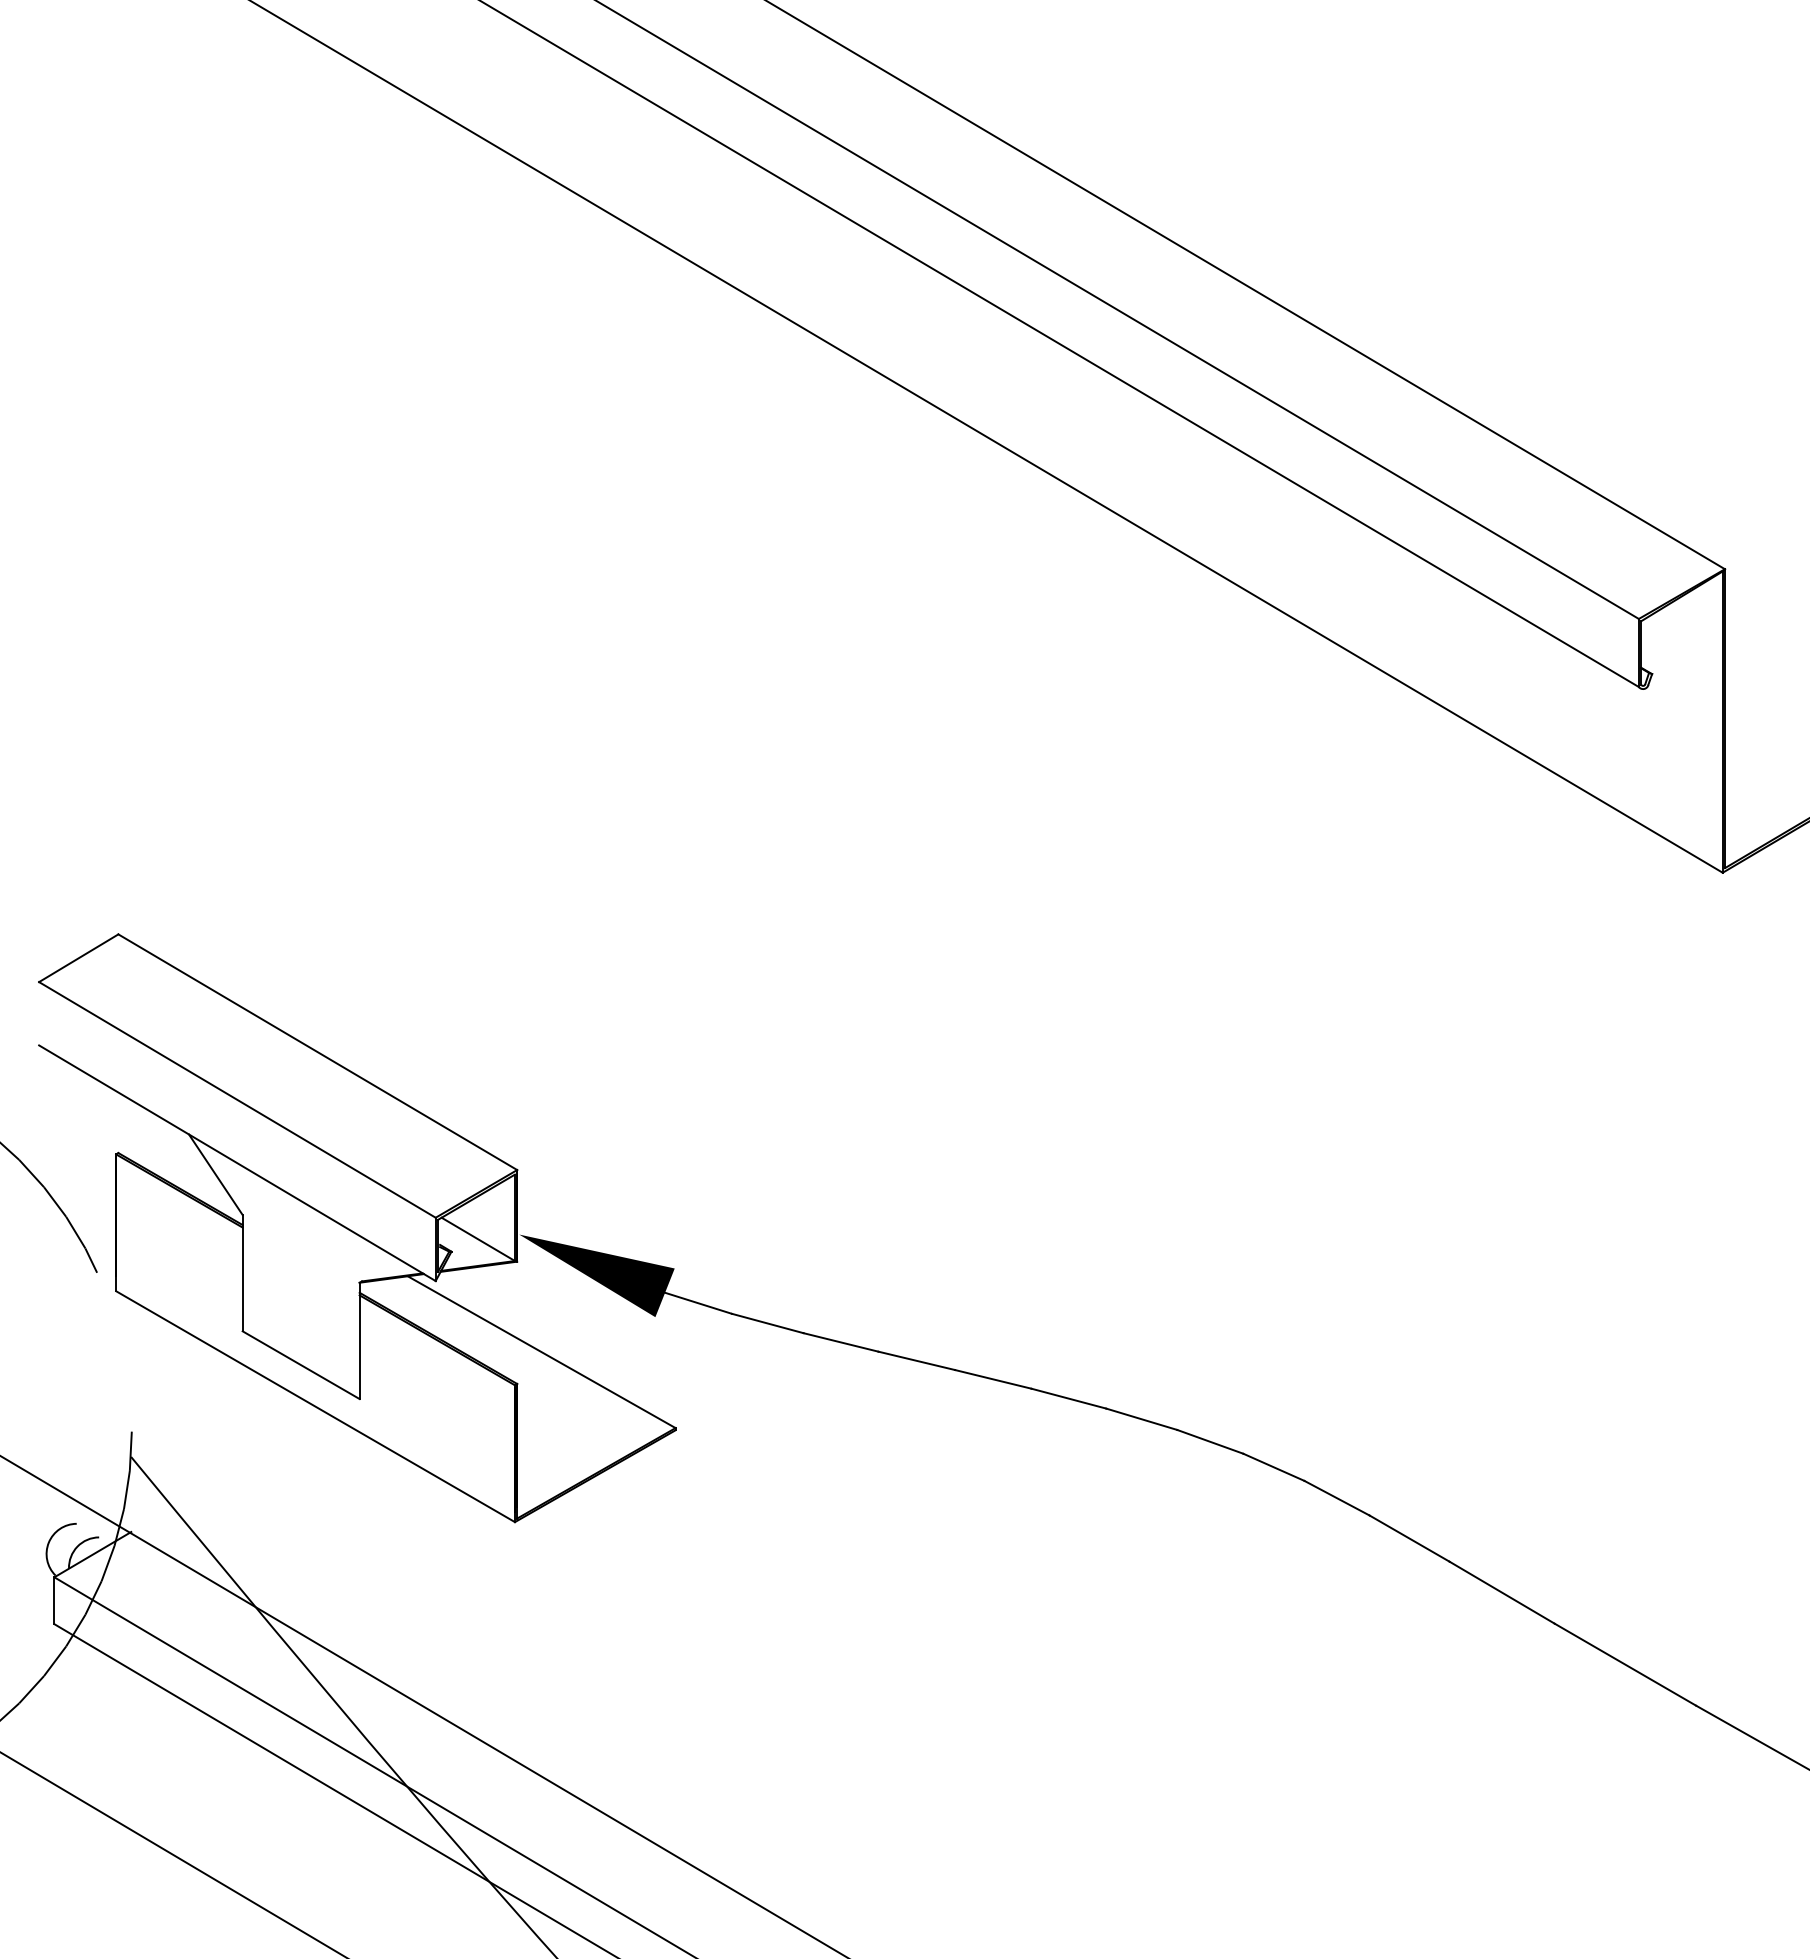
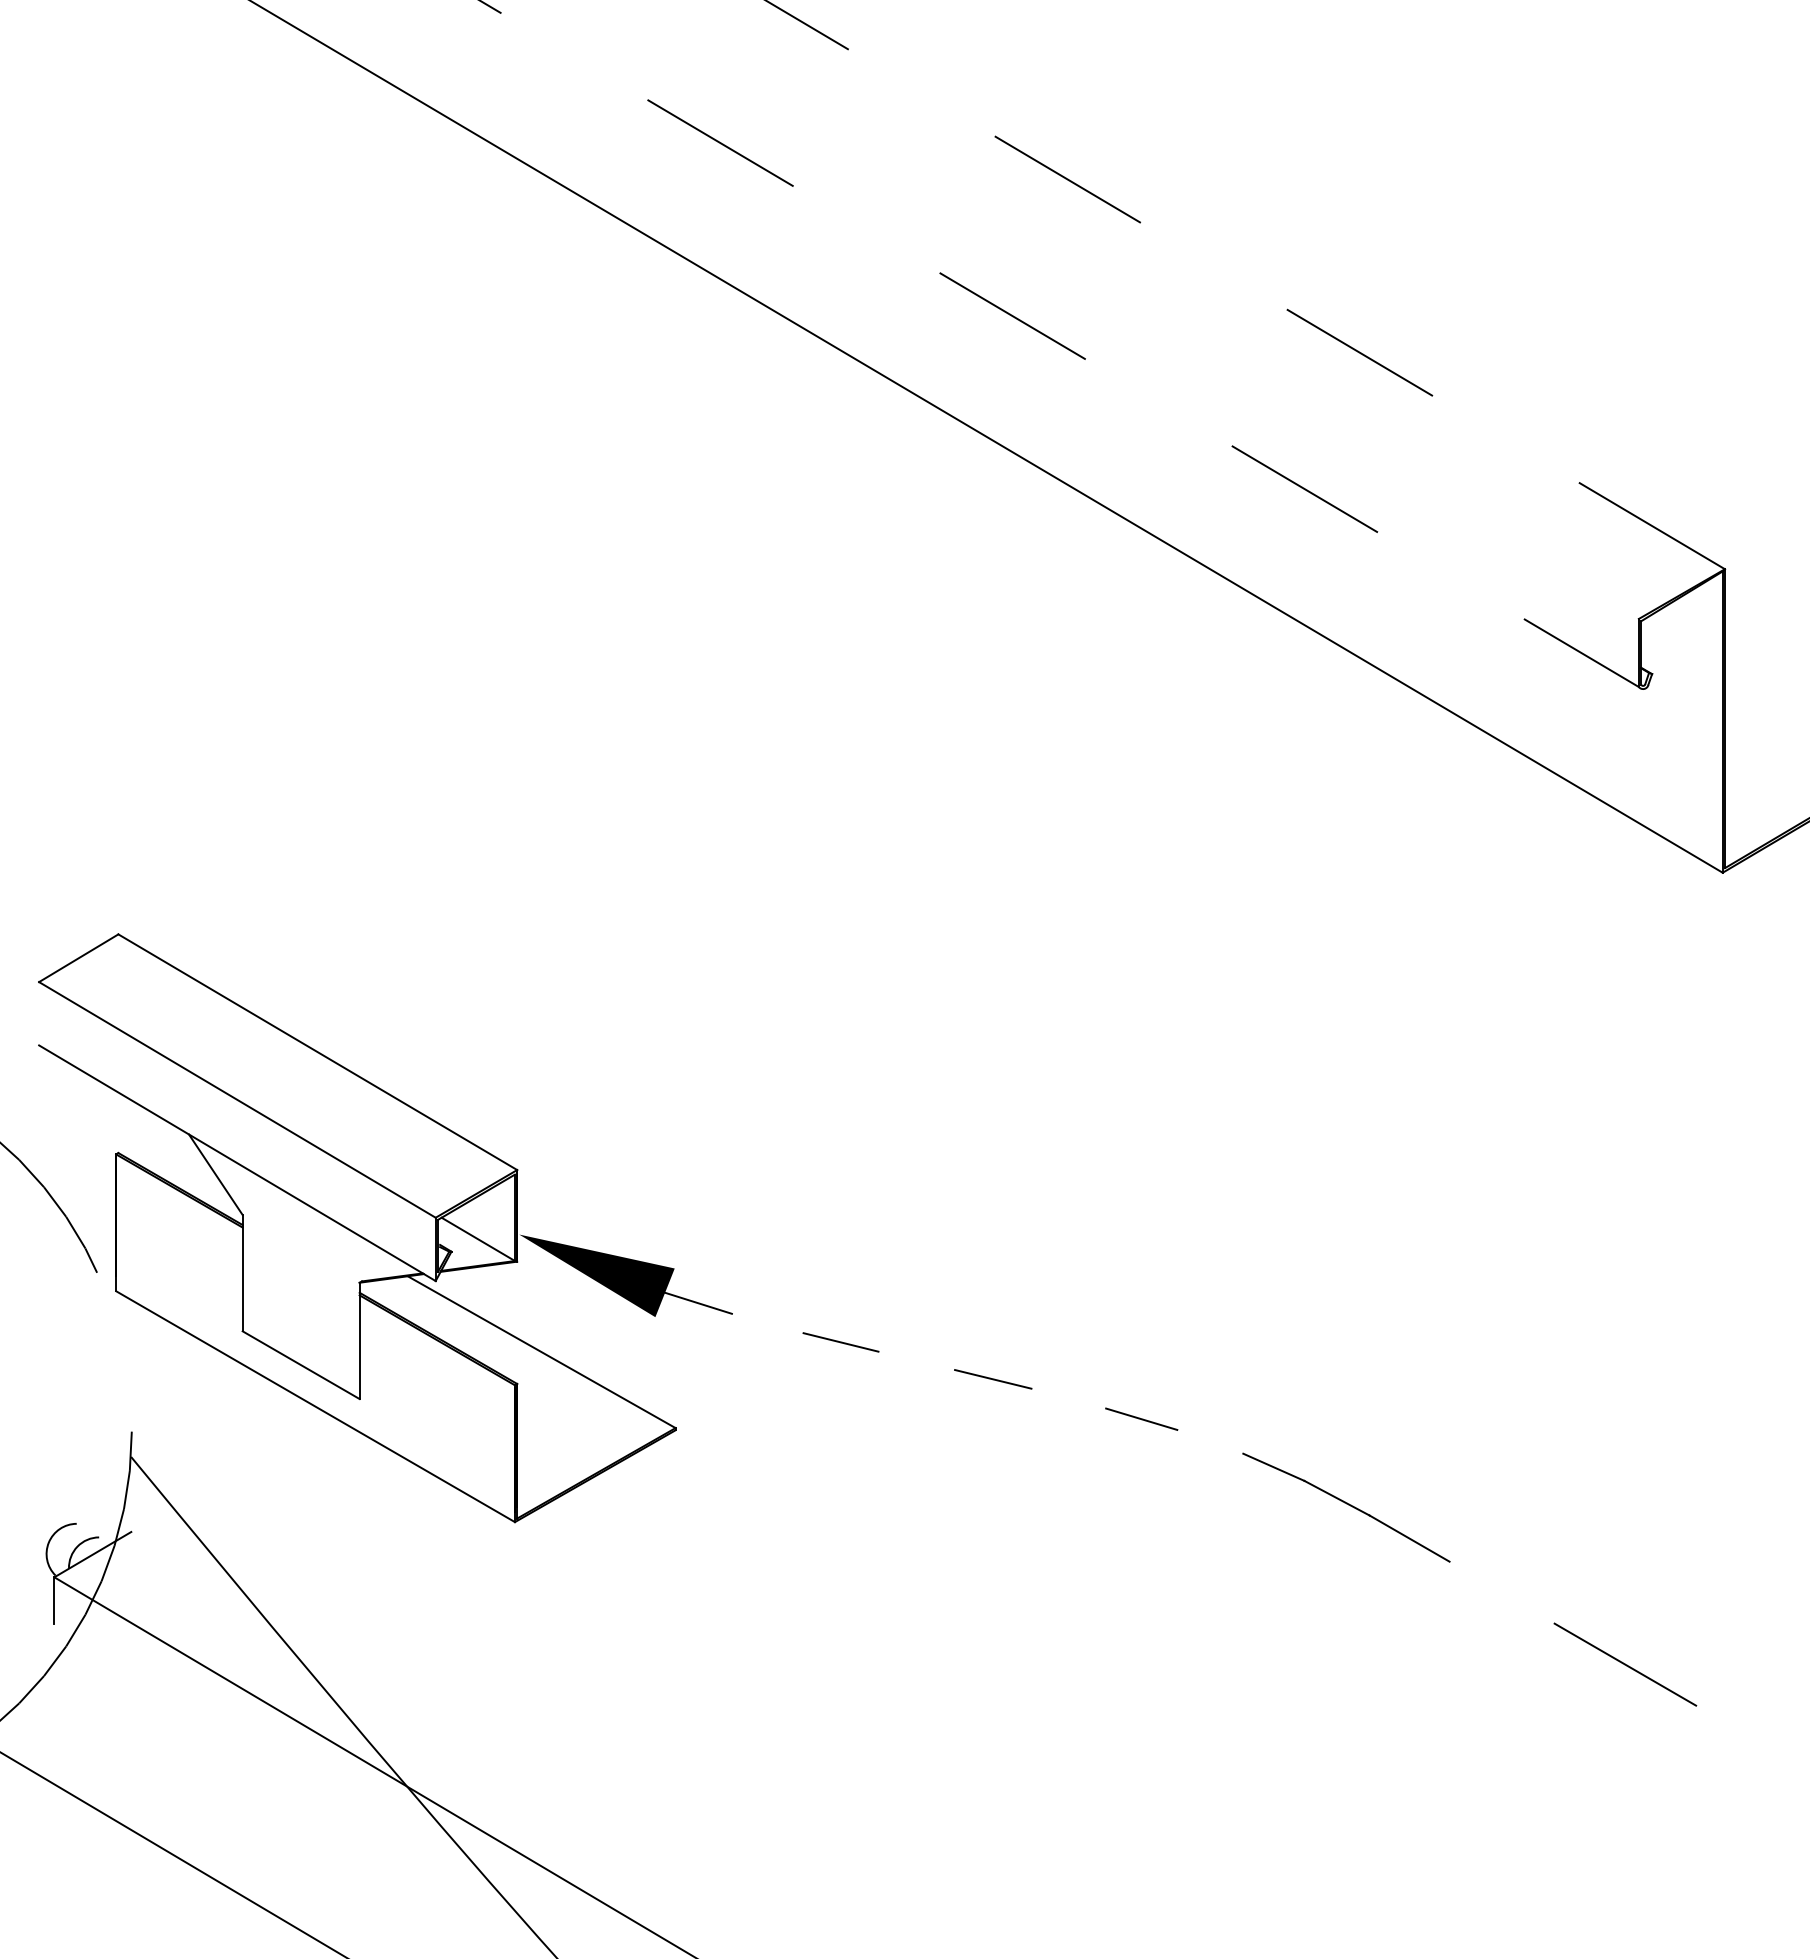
line: solid -> dashed (1245, 284)
line: present -> none (1118, 310)
line: solid -> dashed (1059, 343)
line: present -> none (767, 1323)
line: present -> none (916, 1360)
line: present -> none (1068, 1398)
line: present -> none (1210, 1441)
line: present -> none (1501, 1592)
line: present -> none (423, 1706)
line: present -> none (1751, 1736)
line: present -> none (333, 1789)
